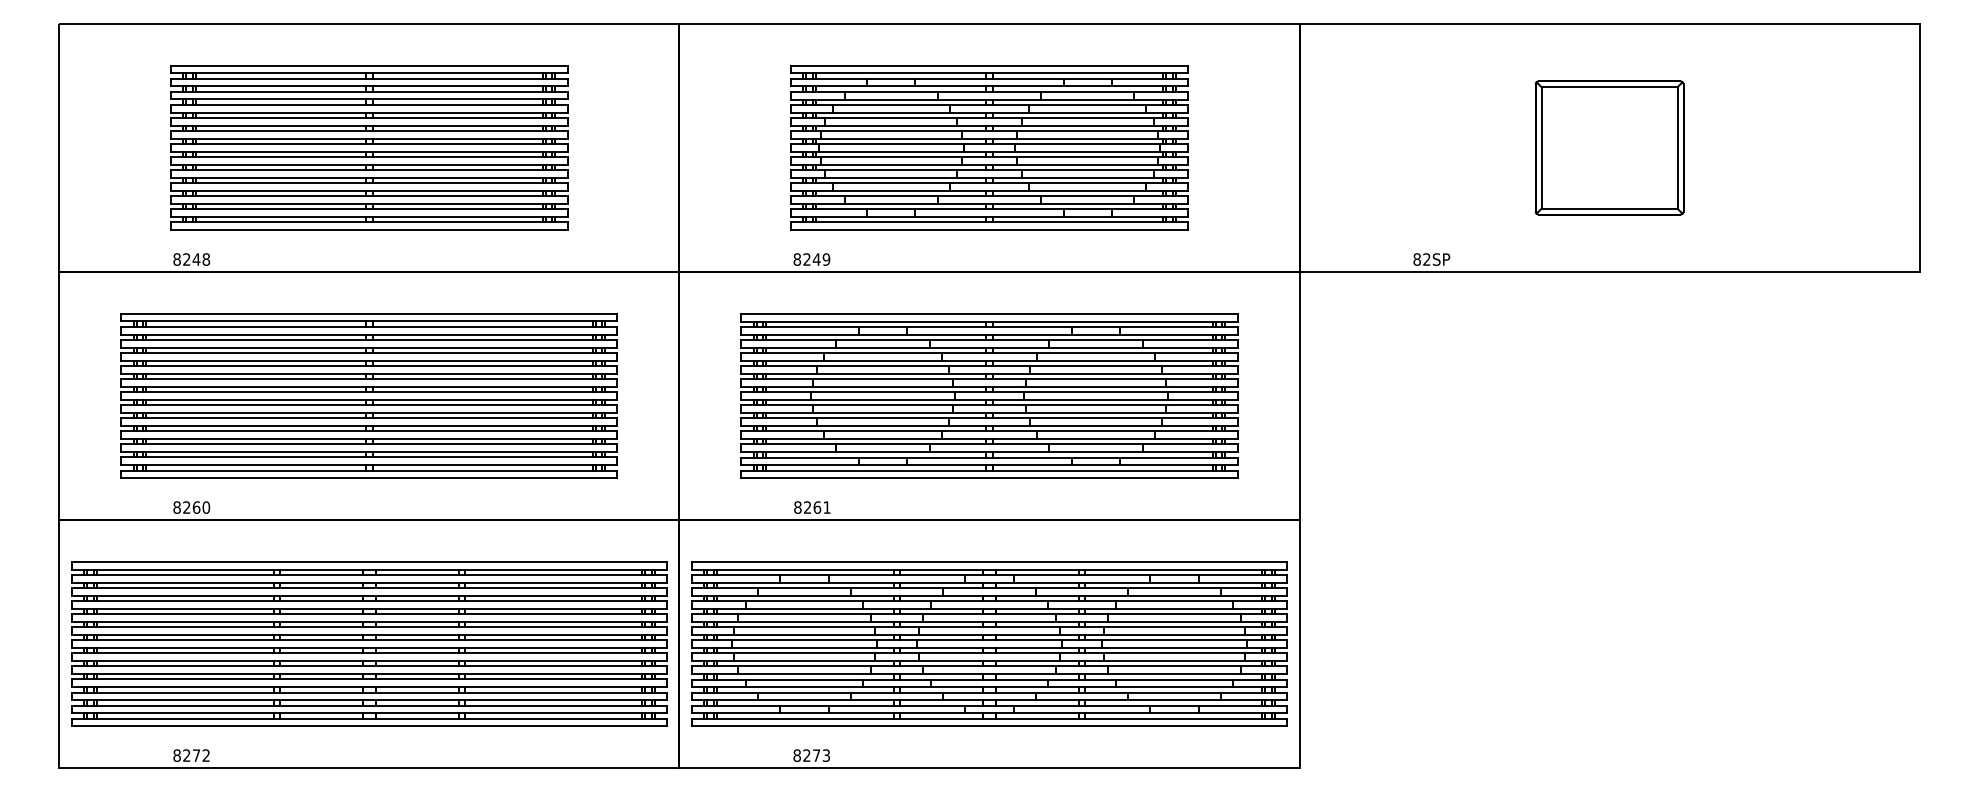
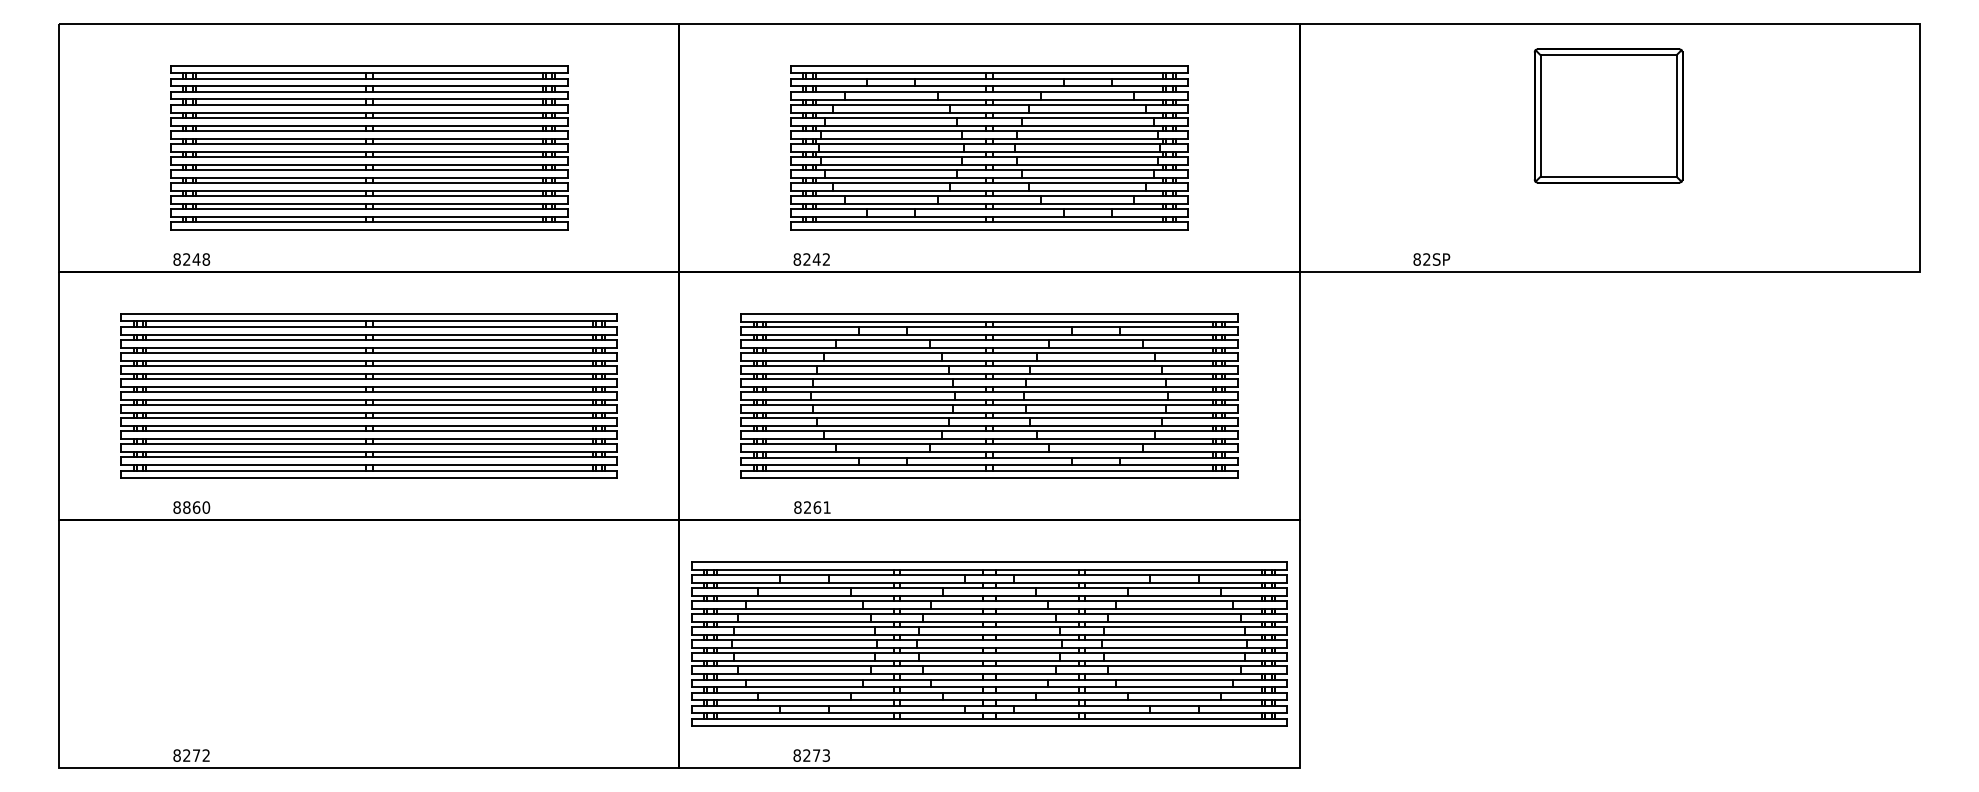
part position: (1609, 147) -> (1608, 115) (1608, 115)
text: 8249 -> 8242 (826, 259)
text: 8260 -> 8860 (186, 507)
part: present -> none (369, 643)
